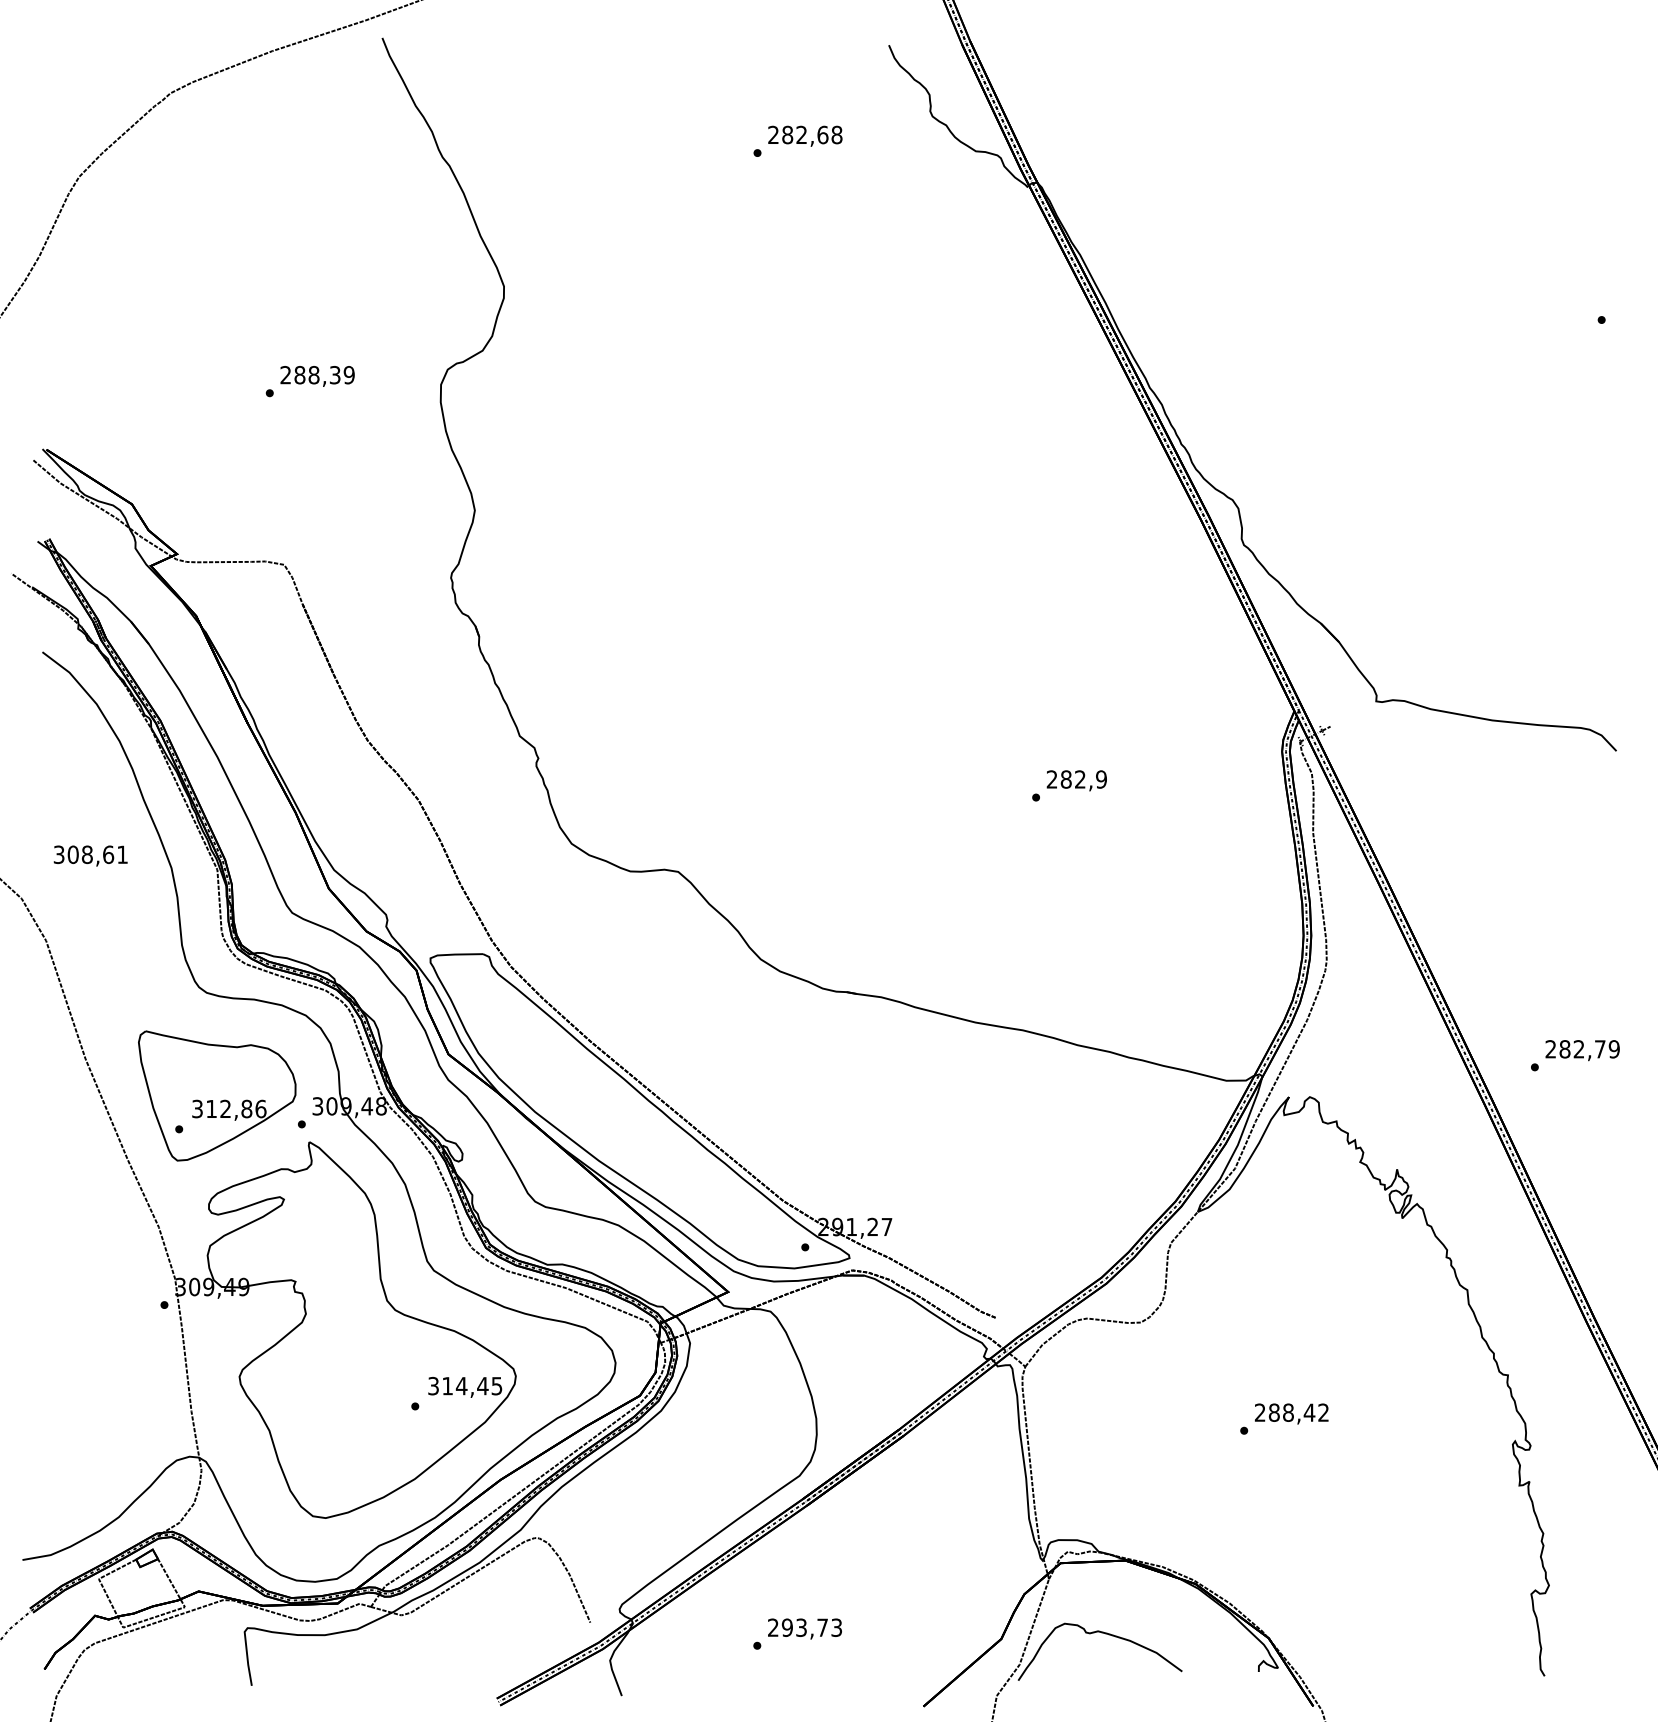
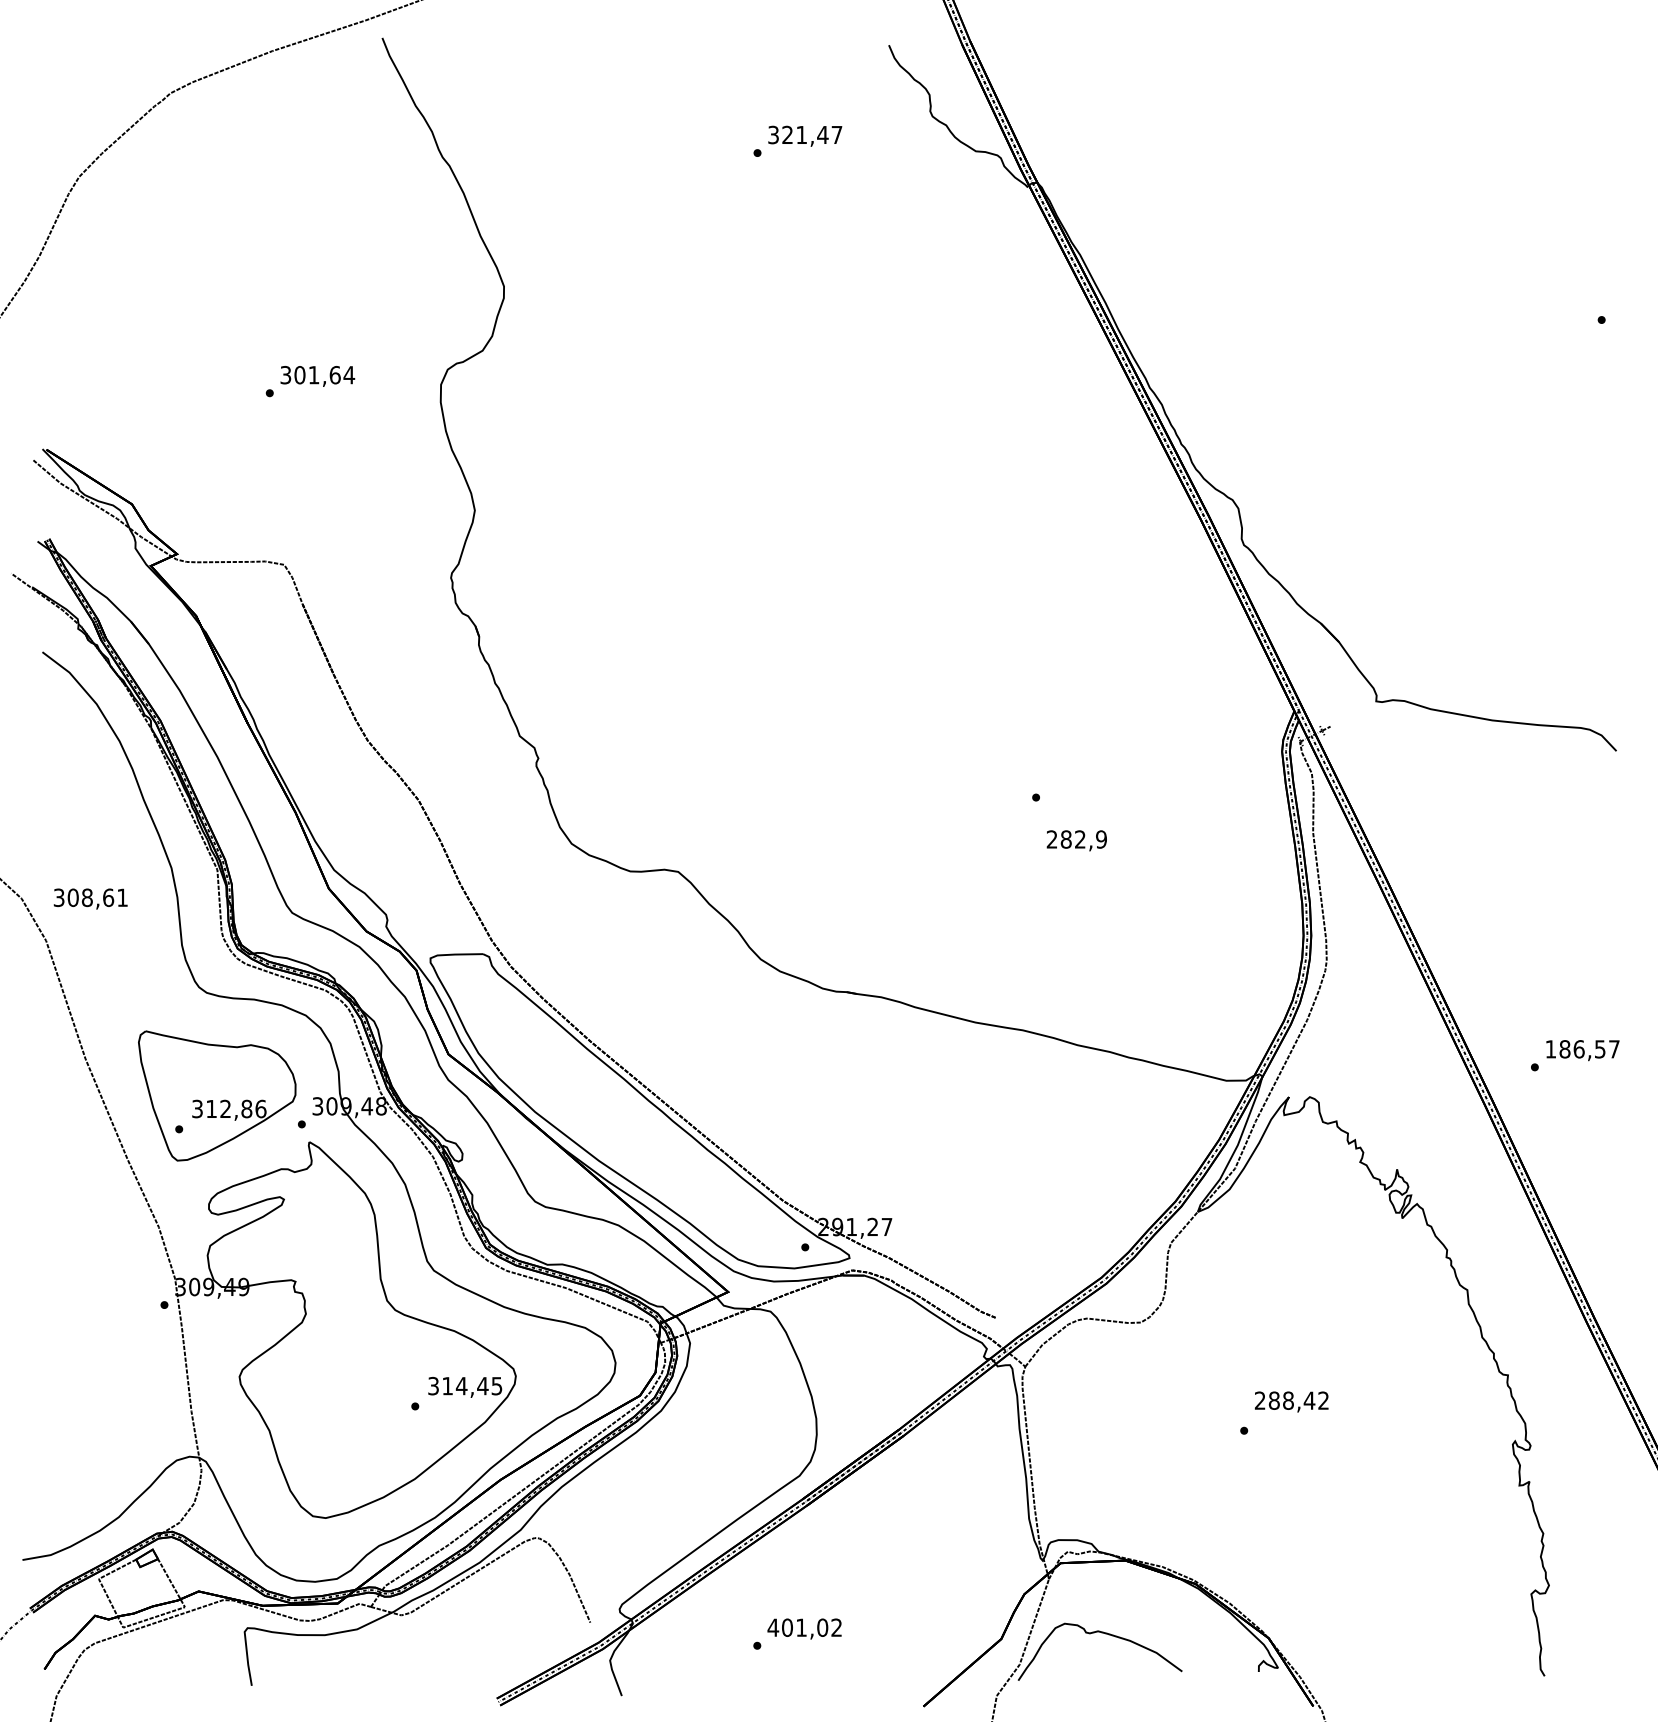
text: 282,68 -> 321,47 (805, 134)
text: 288,39 -> 301,64 (317, 374)
text position: (1076, 780) -> (1076, 840) (1076, 840)
text position: (90, 855) -> (90, 898) (90, 898)
text: 282,79 -> 186,57 (1582, 1049)
text position: (1291, 1413) -> (1291, 1401) (1291, 1401)
text: 293,73 -> 401,02 (804, 1627)
